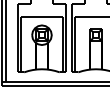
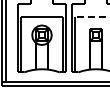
line: solid -> dashed (91, 16)
